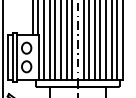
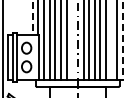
line: solid -> dashed (32, 18)
line: present -> none (72, 40)
line: present -> none (111, 40)
line: solid -> dashed (122, 40)
